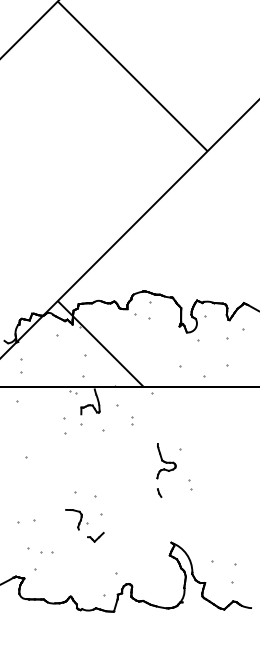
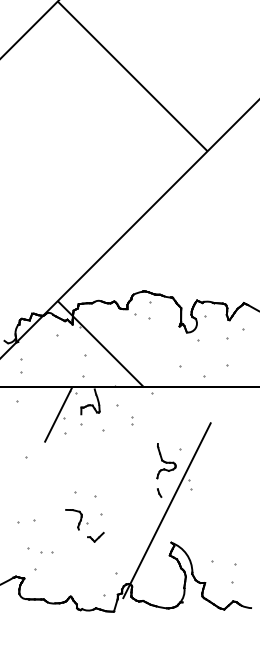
line: none -> present (58, 414)
line: none -> present (166, 510)
